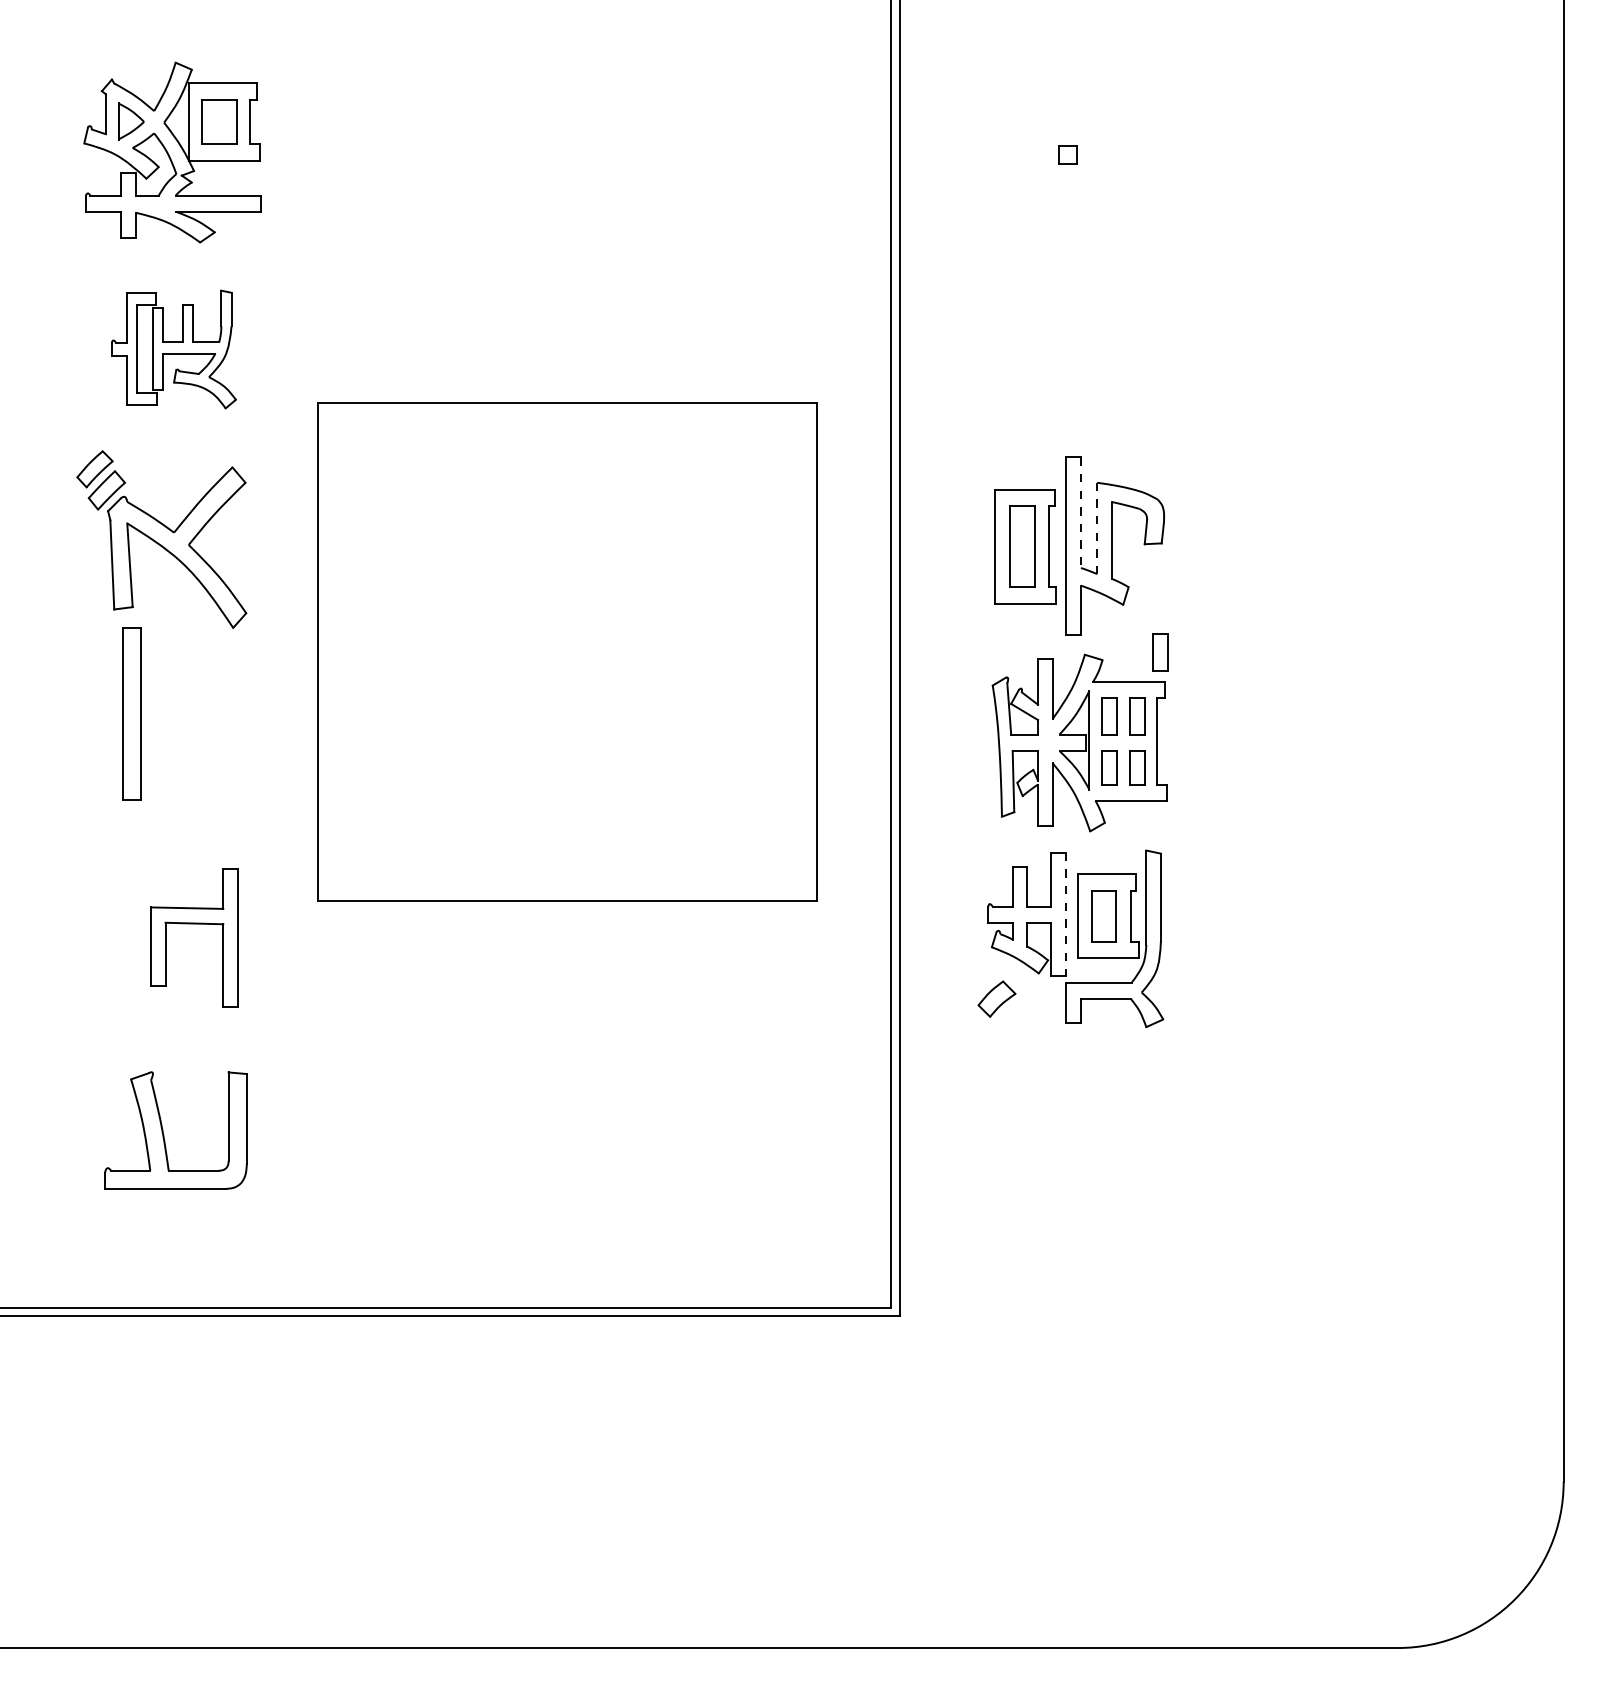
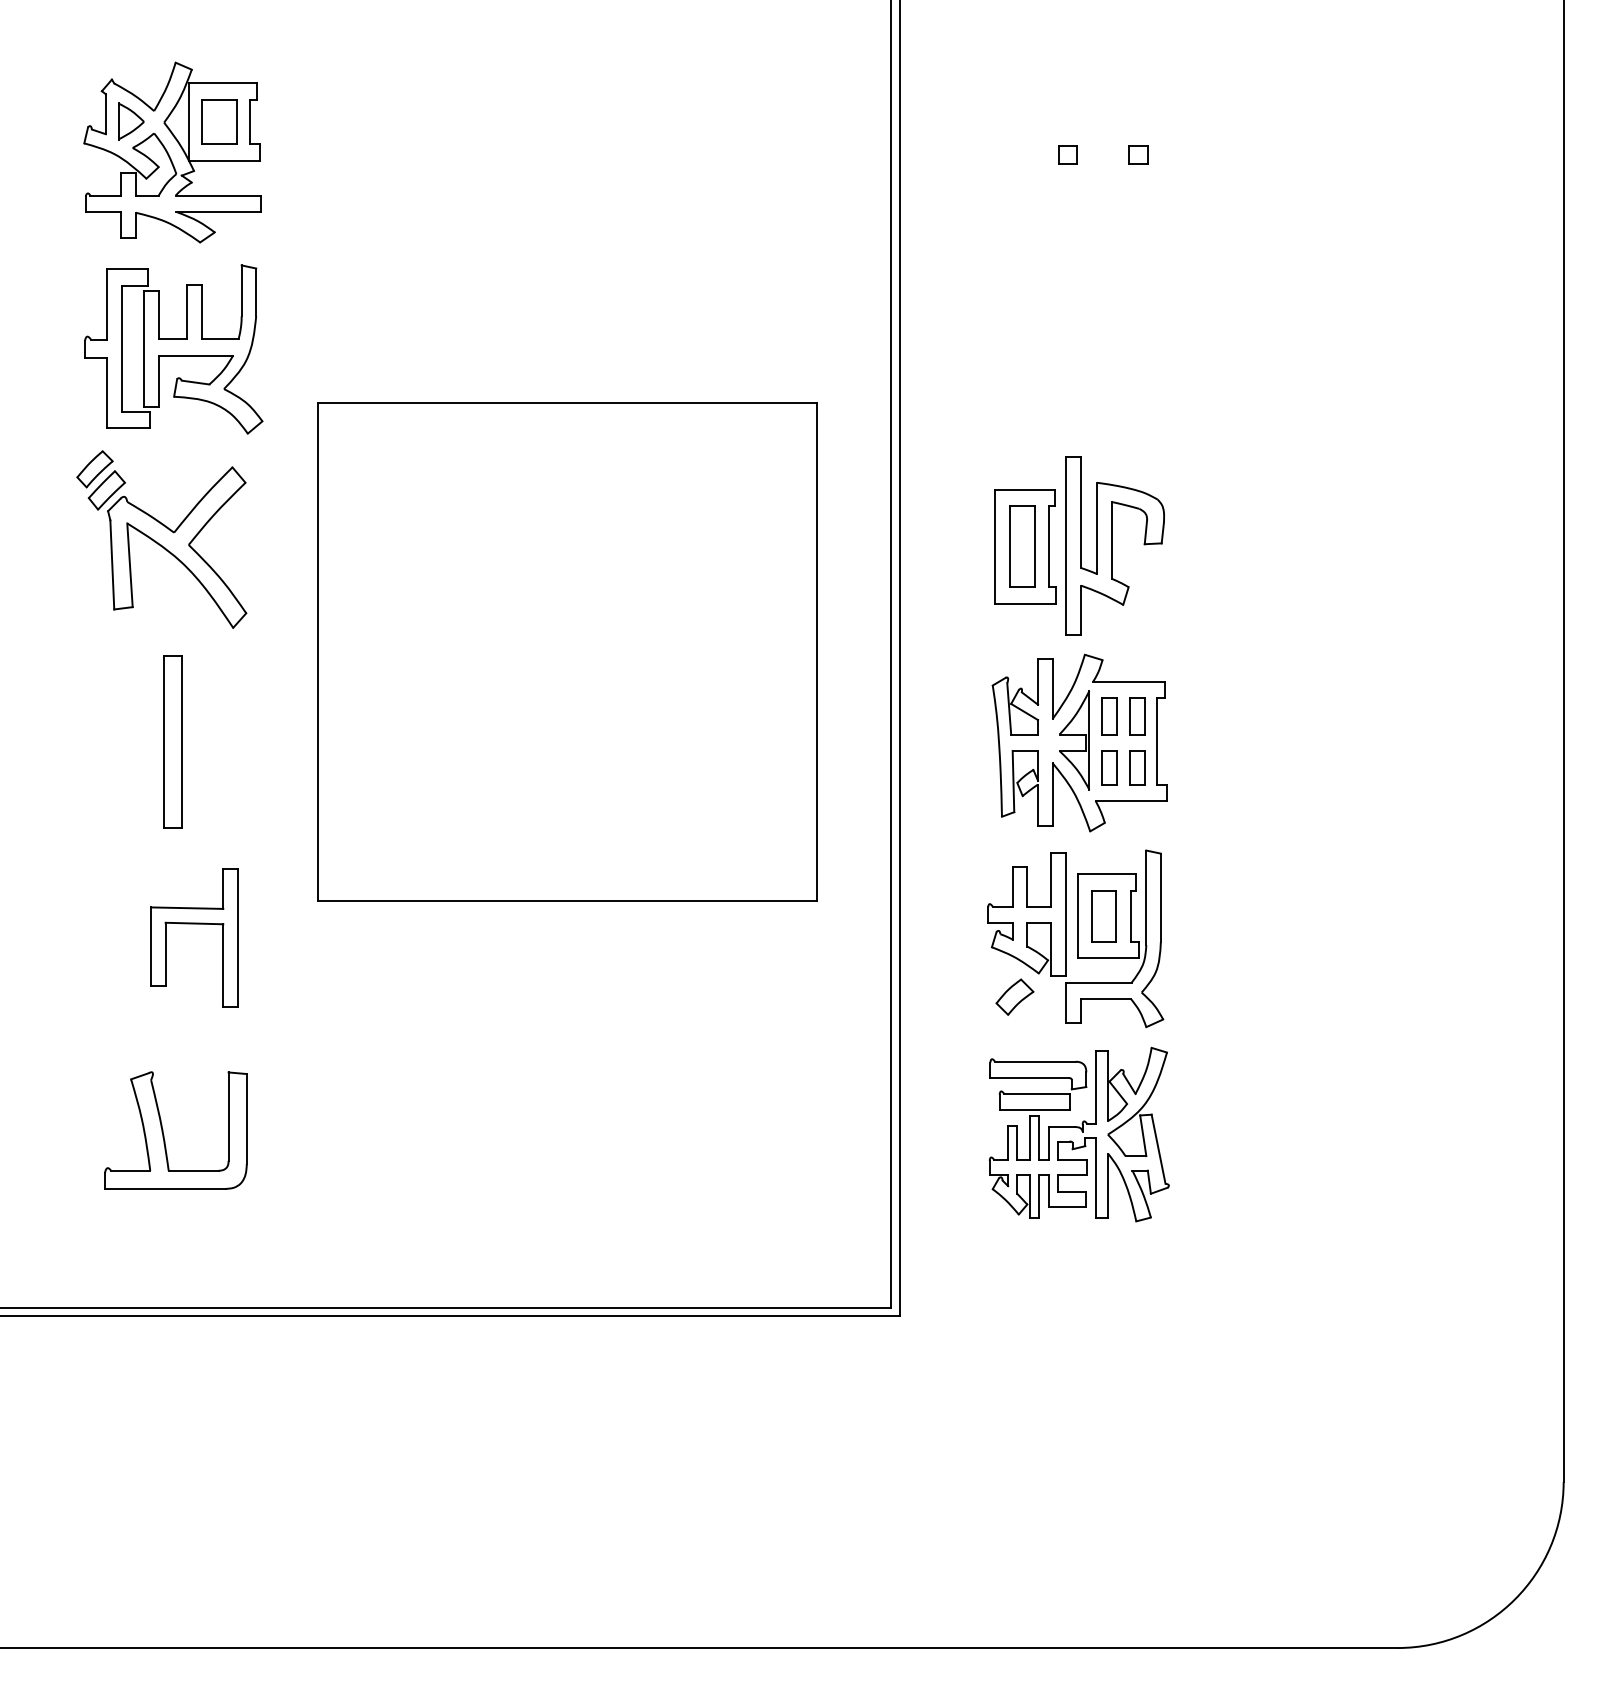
part: none -> present (1138, 154)
part size: 126x121 px -> 180x171 px (173, 349)
line: dashed -> solid (1081, 513)
line: dashed -> solid (1097, 528)
part: present -> none (1160, 652)
part position: (131, 713) -> (172, 741) (172, 741)
line: dashed -> solid (1065, 914)
part position: (996, 998) -> (1014, 996) (1014, 996)
part: none -> present (1078, 1134)
